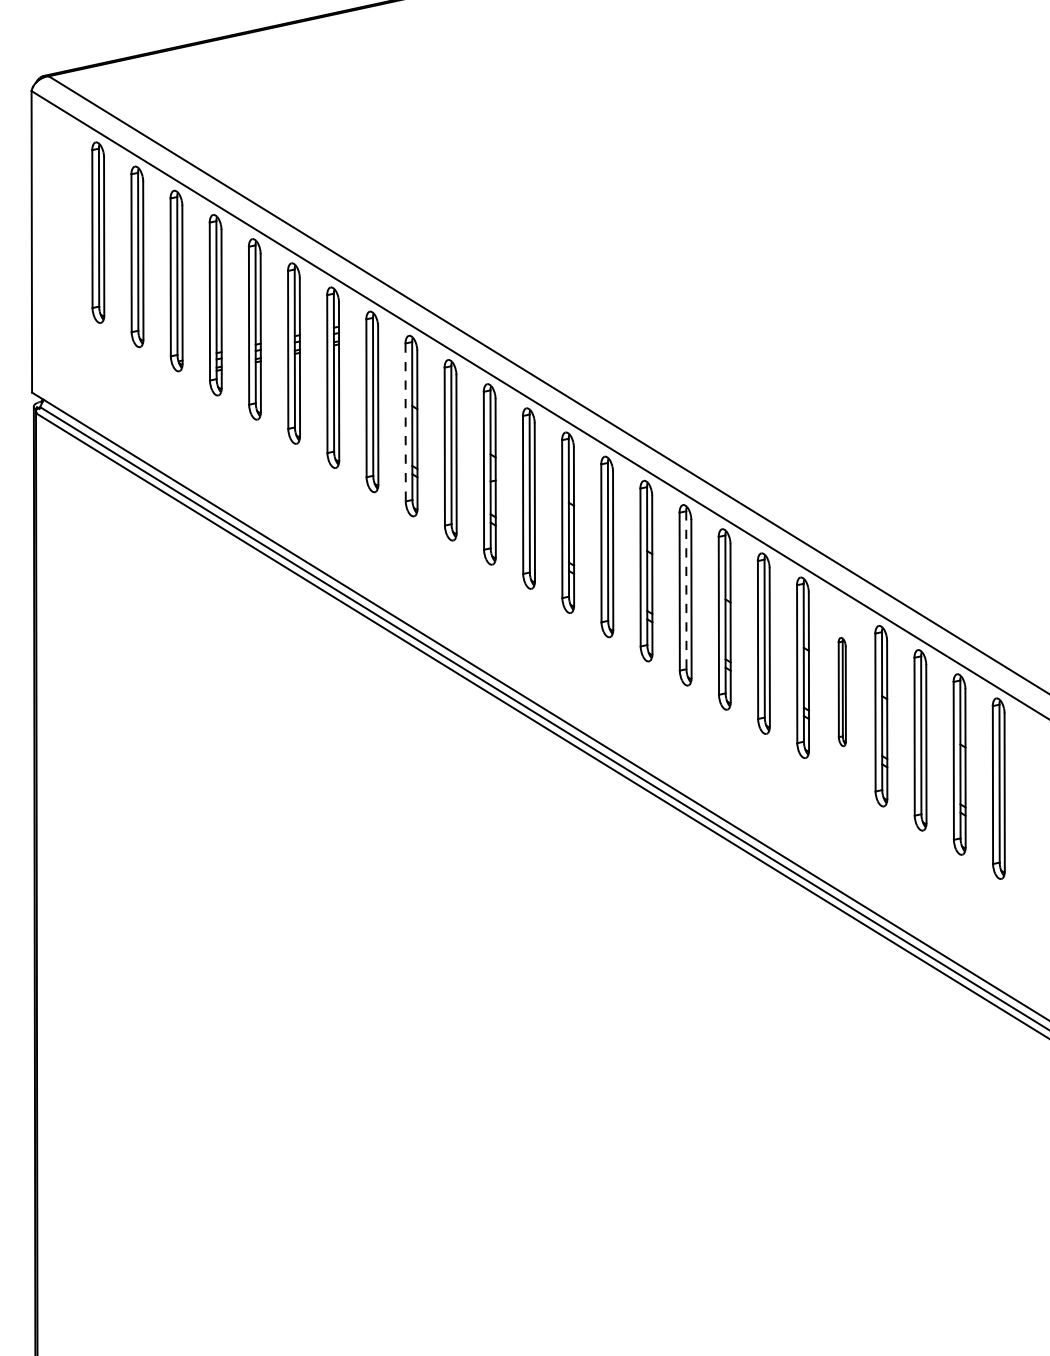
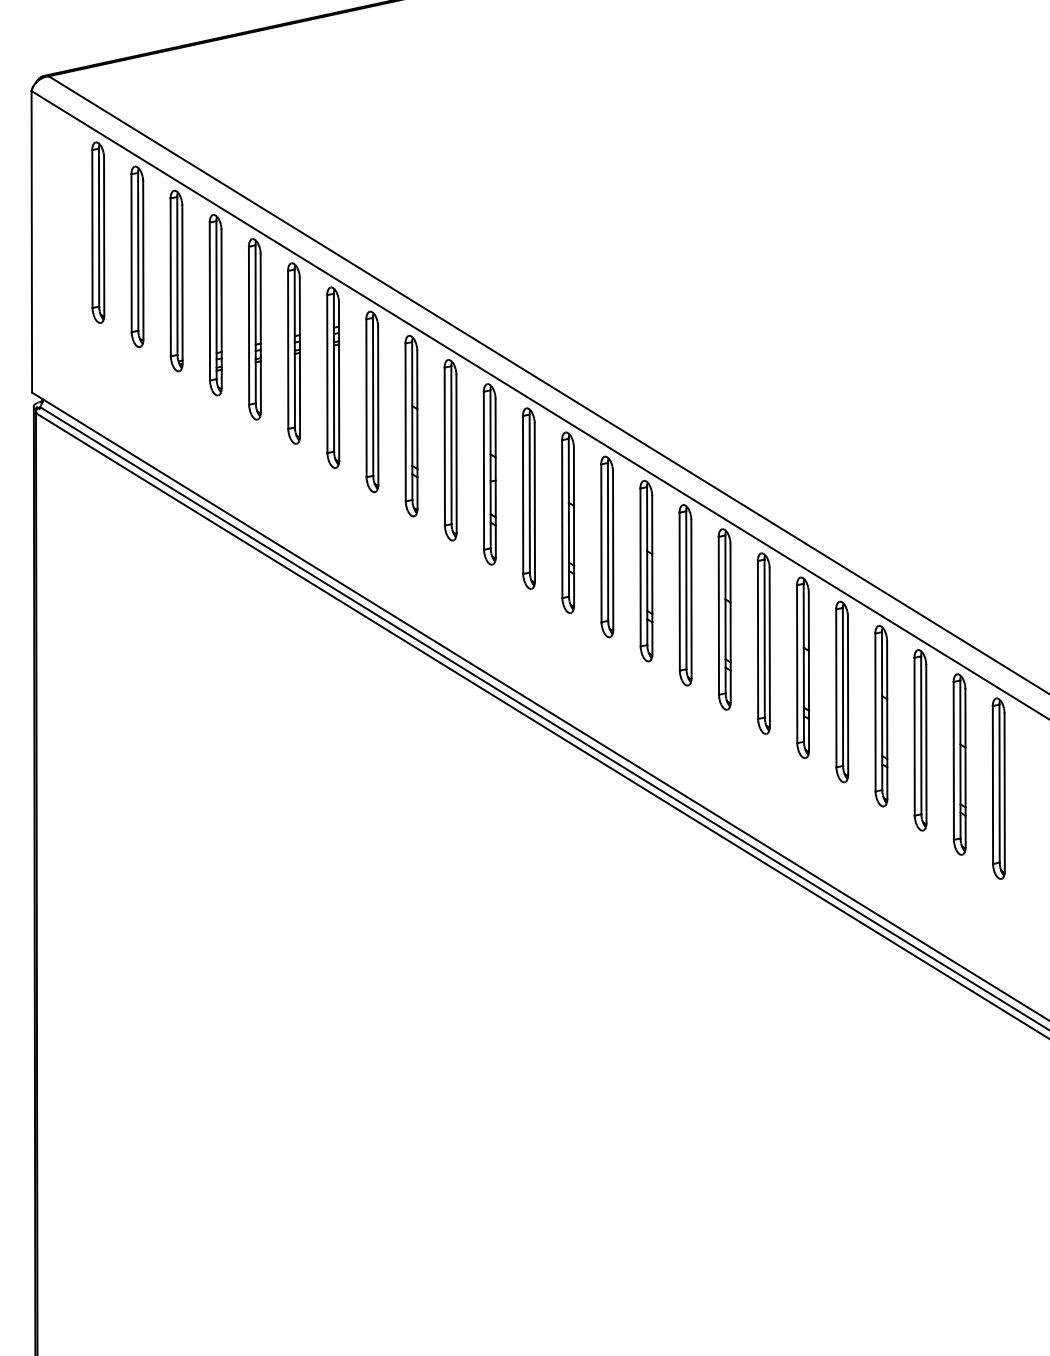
line: dashed -> solid (405, 422)
line: dashed -> solid (686, 590)
part size: 10x112 px -> 15x184 px (842, 691)
